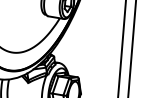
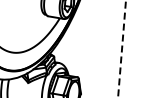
line: solid -> dashed (122, 48)
line: present -> none (131, 48)
